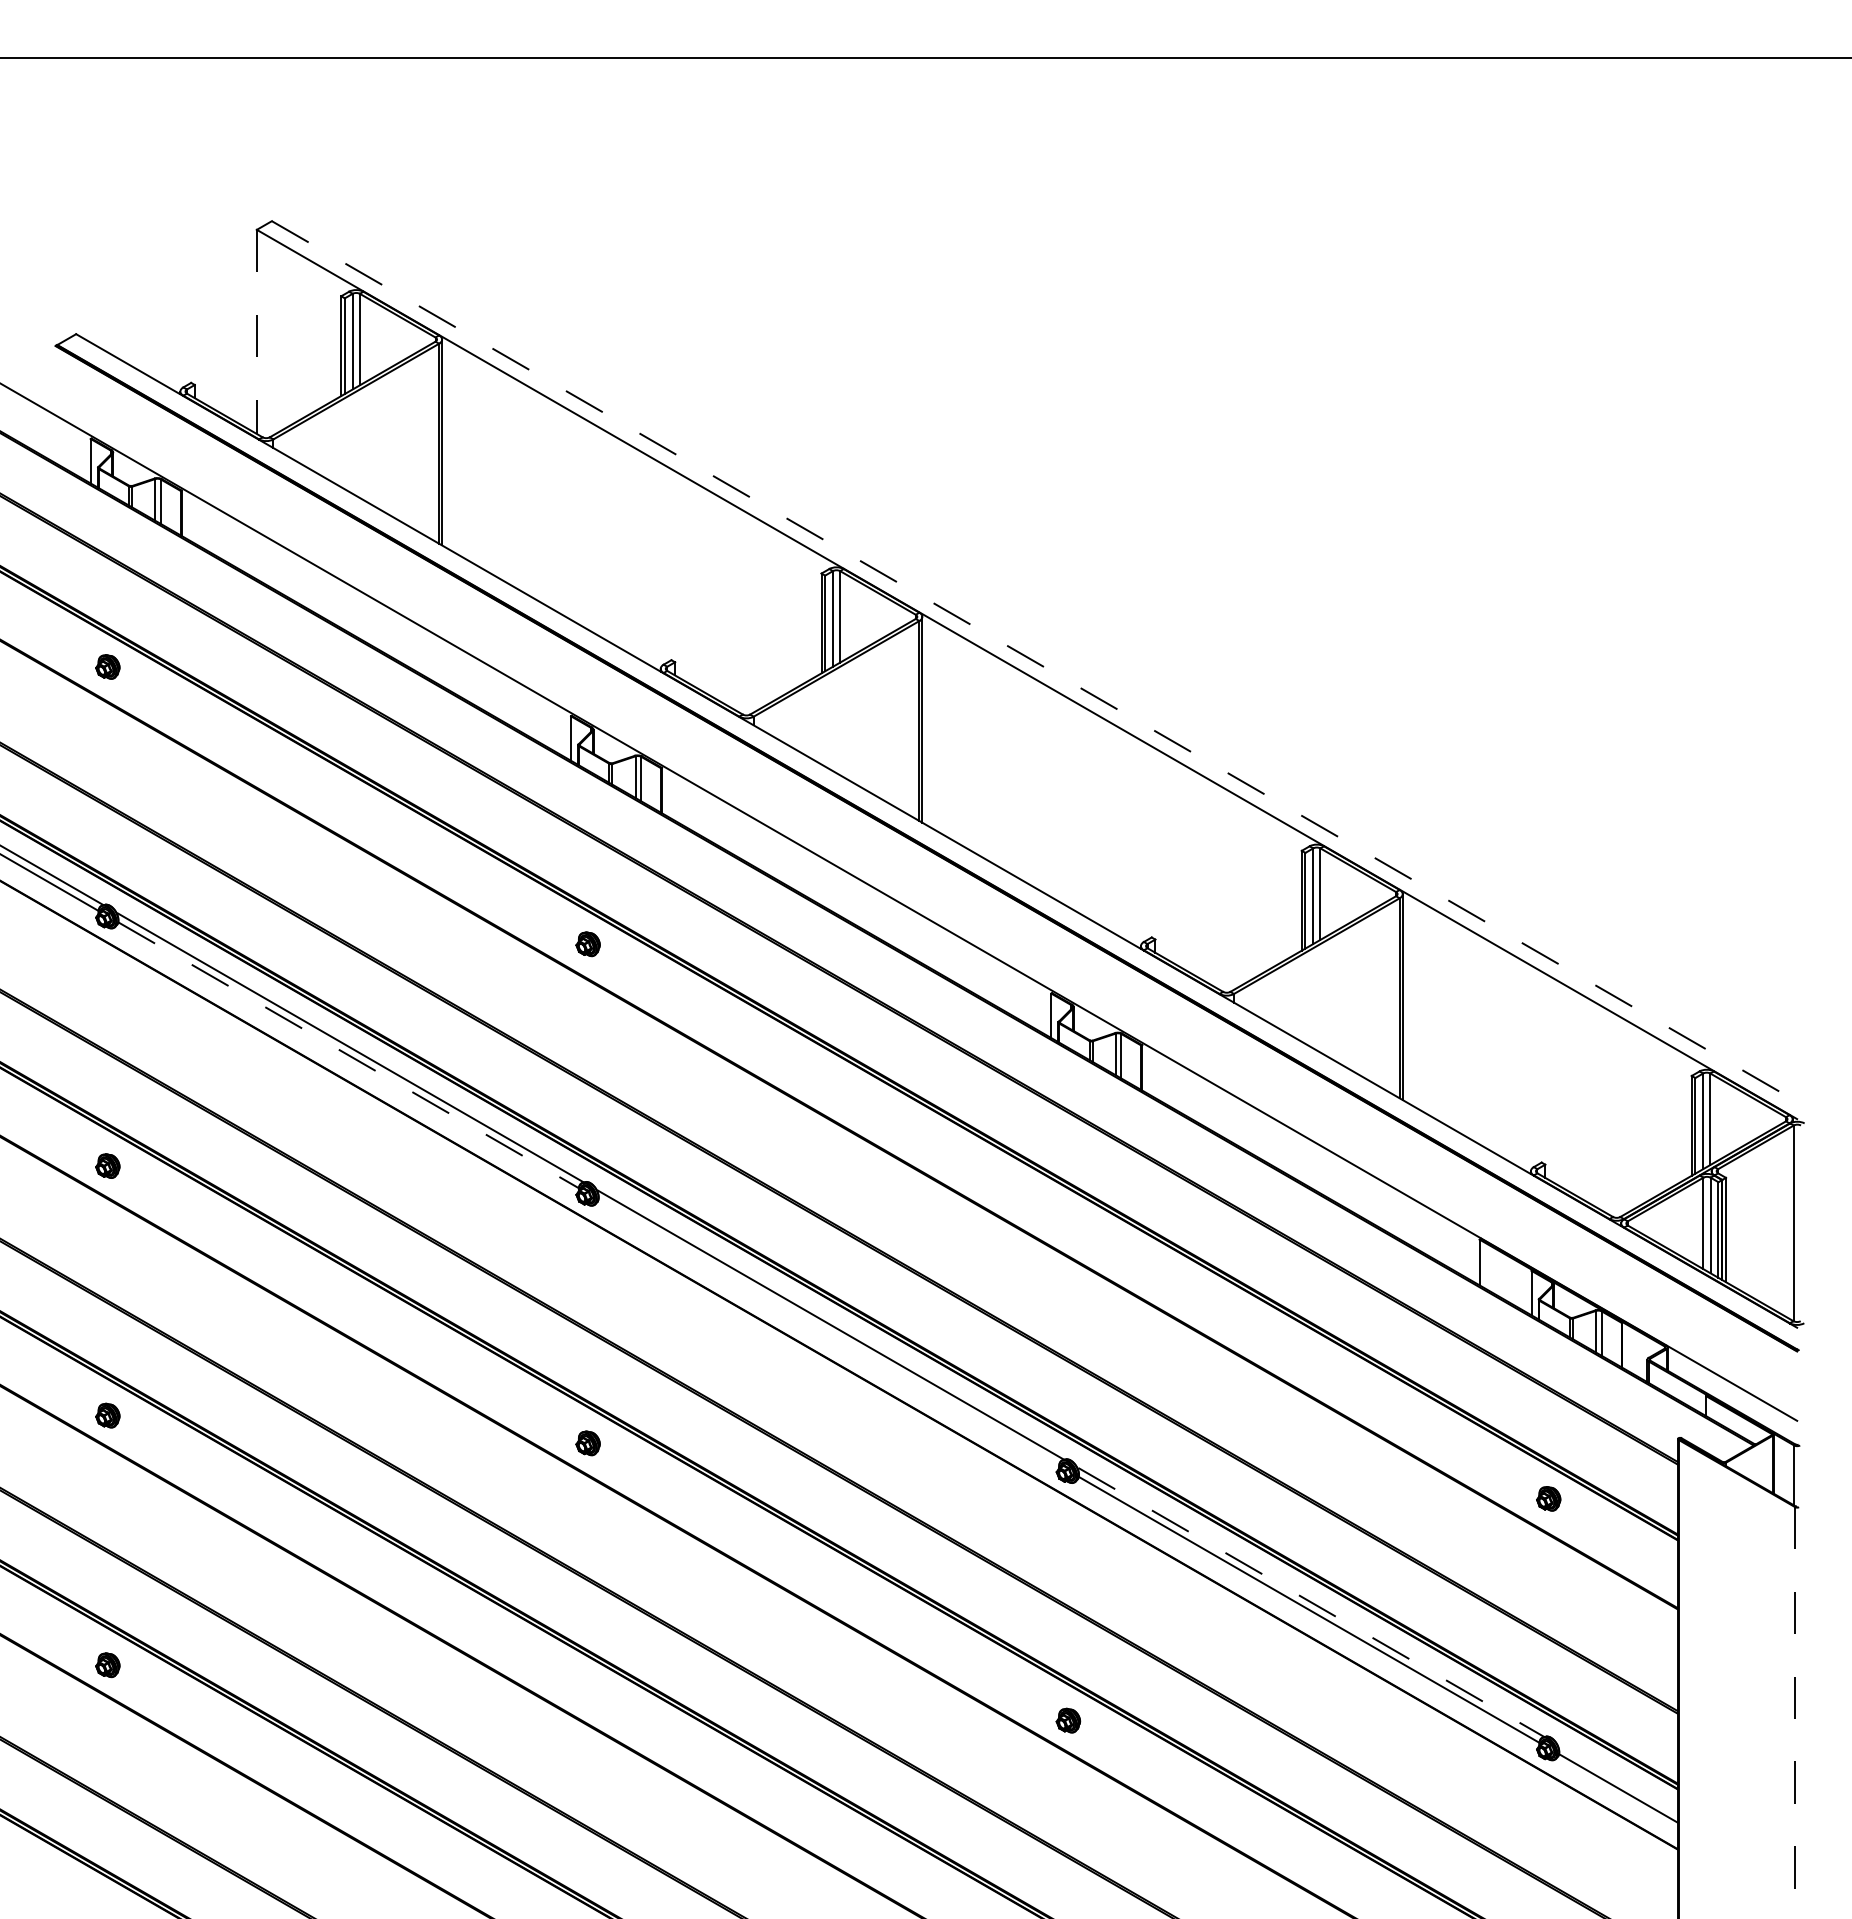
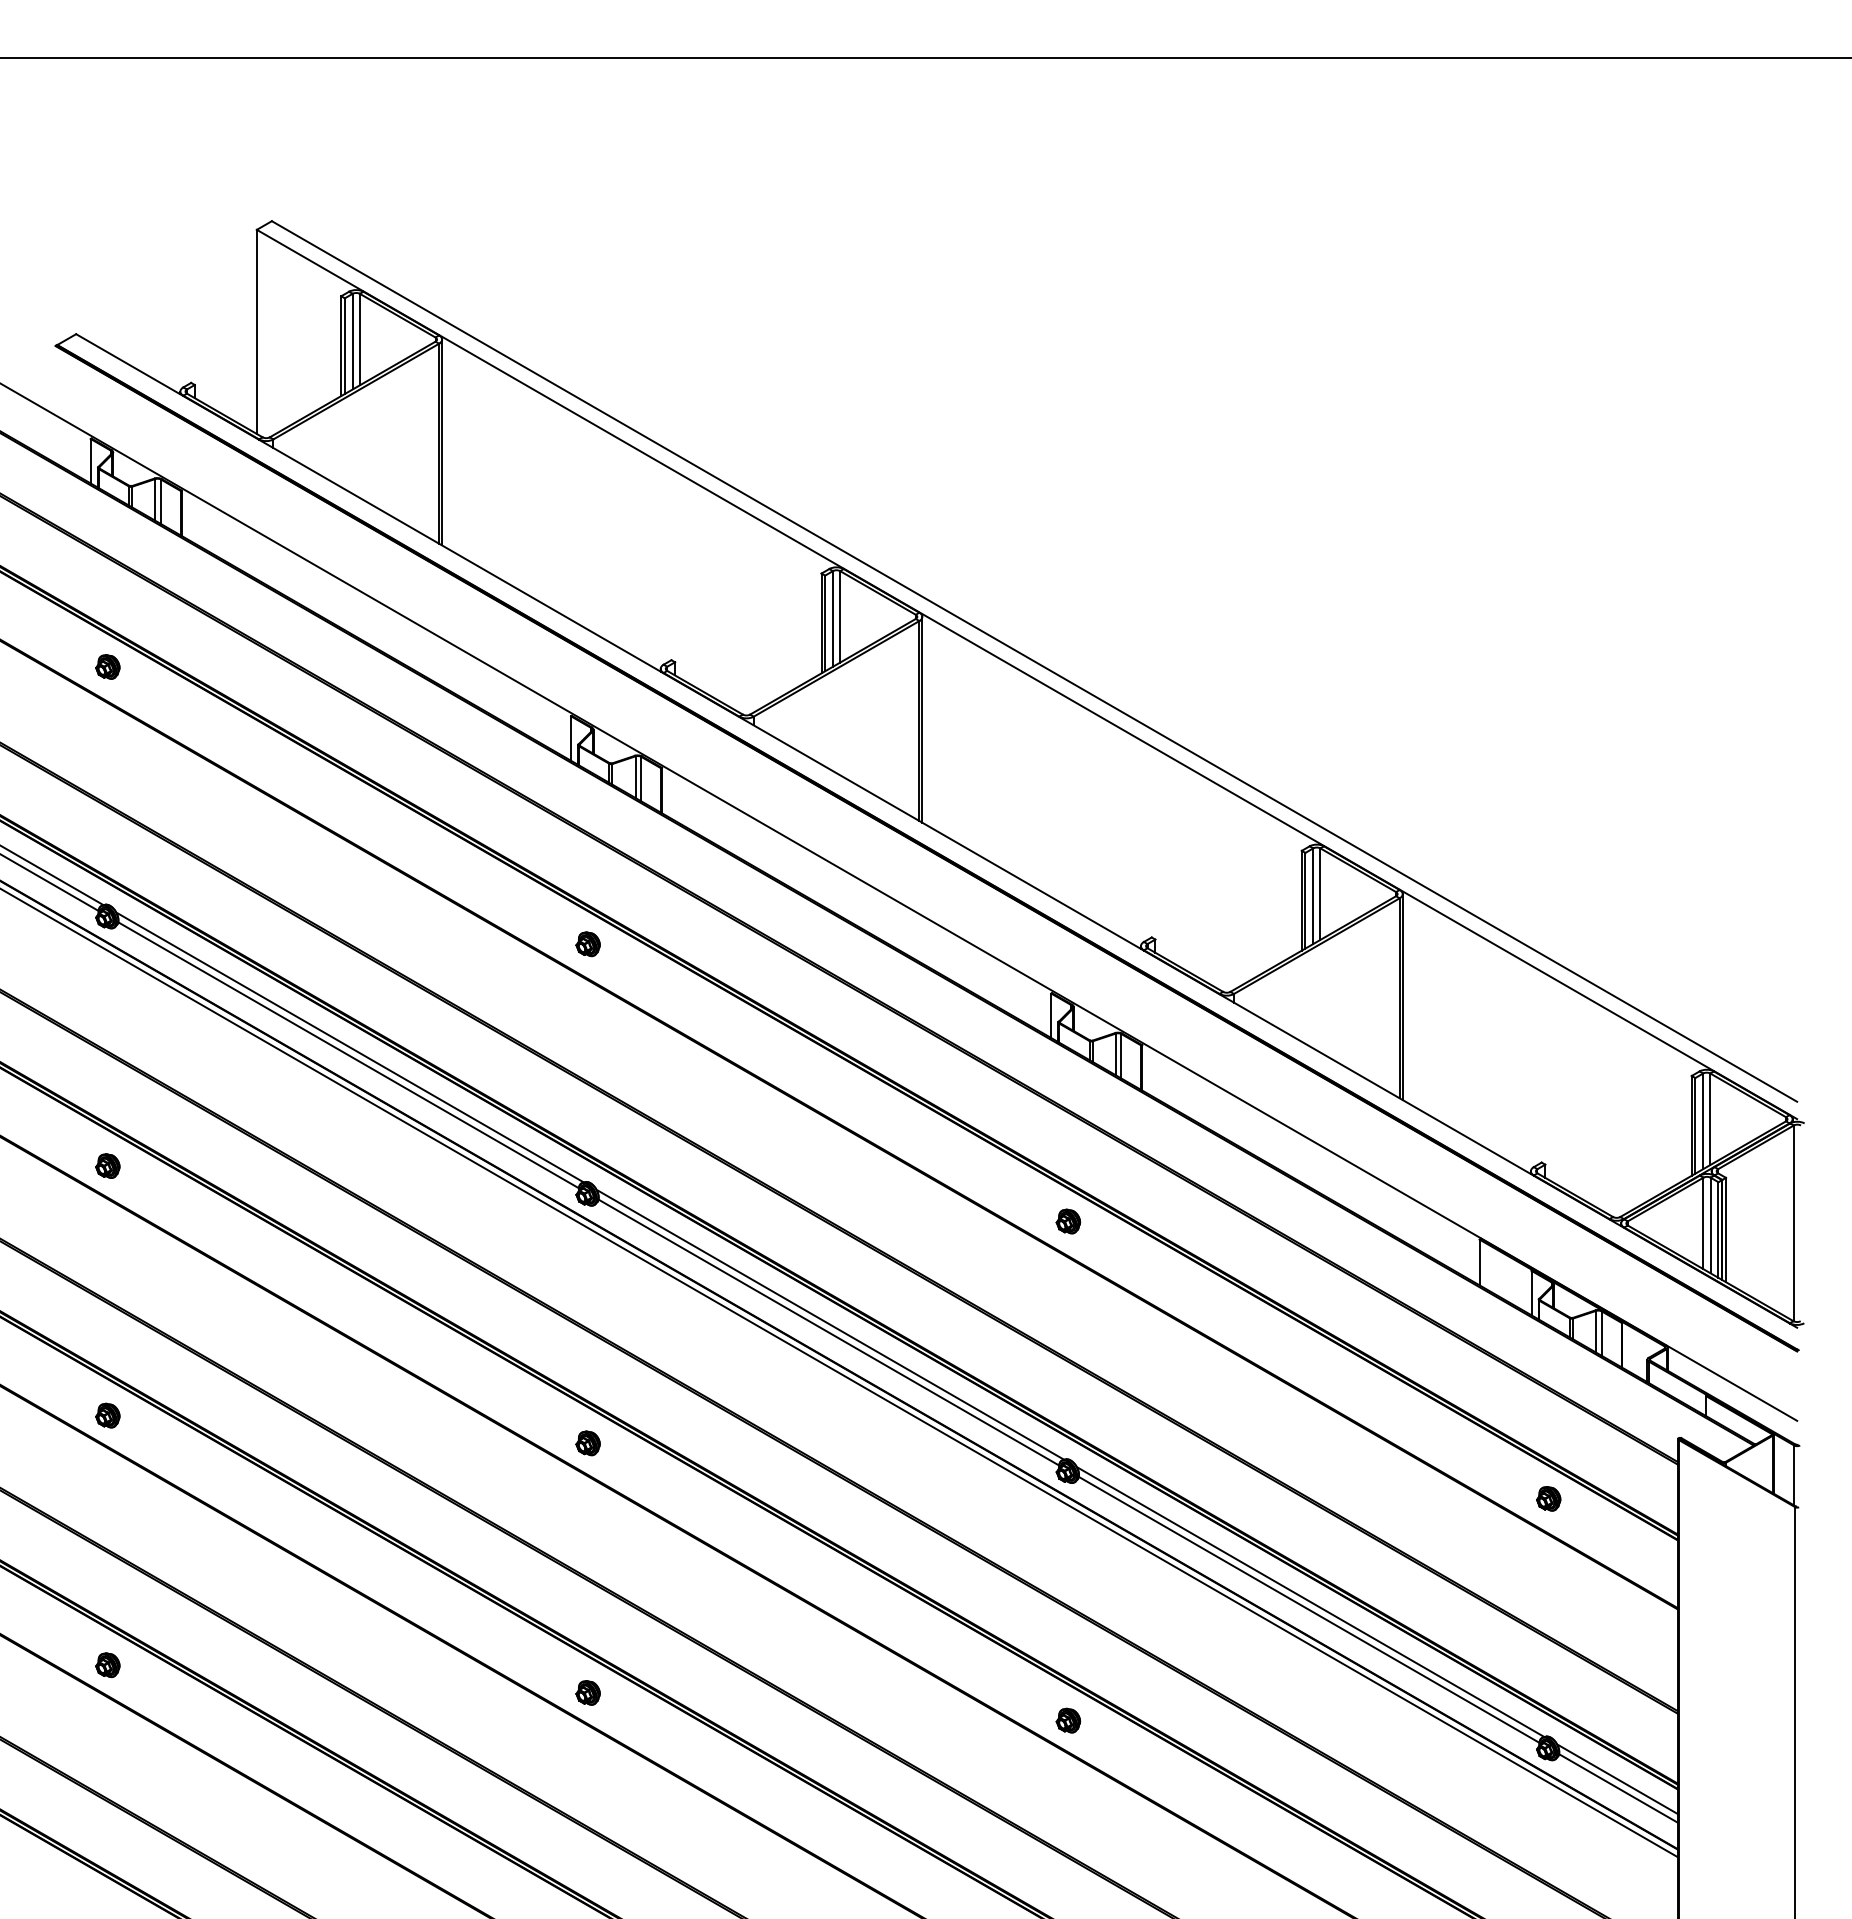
line: dashed -> solid (256, 332)
line: dashed -> solid (1034, 661)
line: dashed -> solid (348, 1055)
part: none -> present (1068, 1221)
line: none -> present (828, 1332)
line: none -> present (839, 1373)
line: dashed -> solid (1311, 1602)
part: none -> present (587, 1692)
line: dashed -> solid (1795, 1712)
line: none -> present (1617, 1779)
